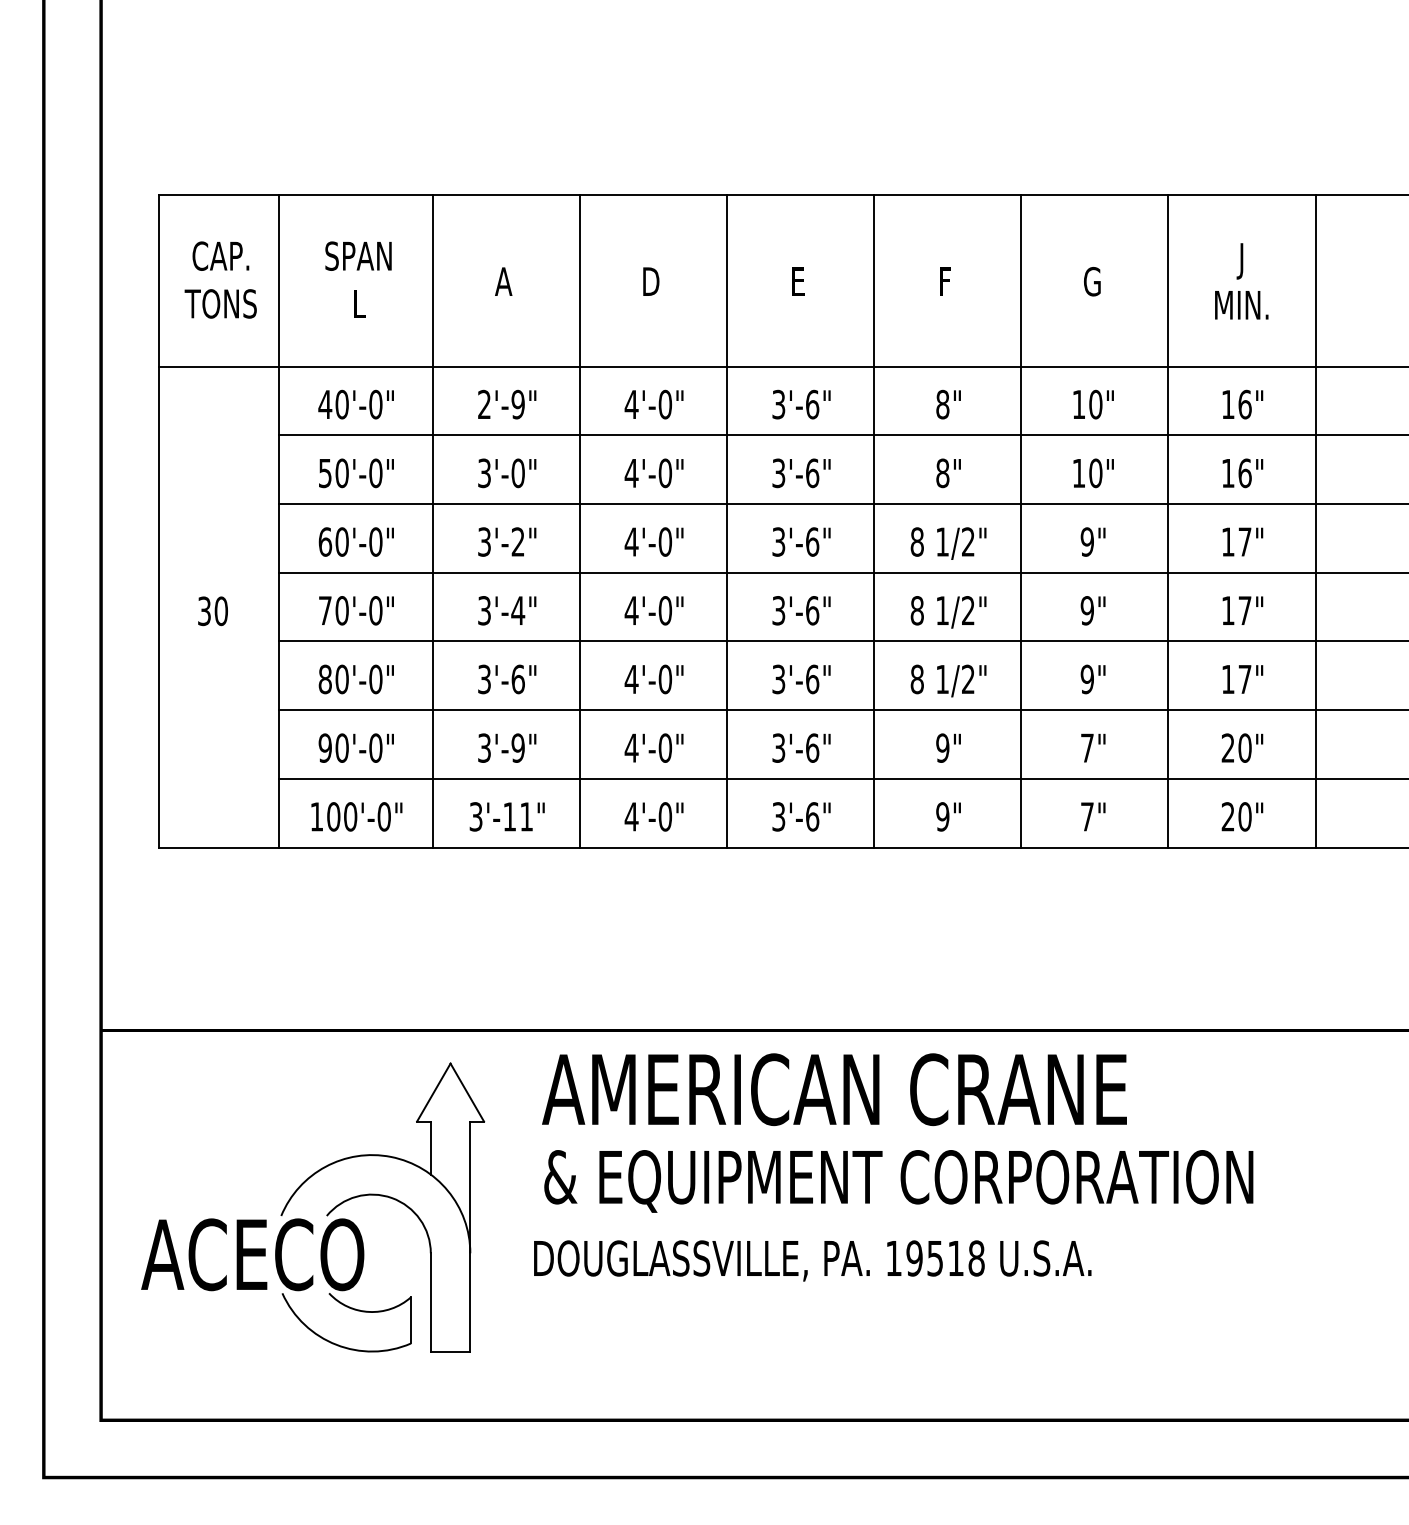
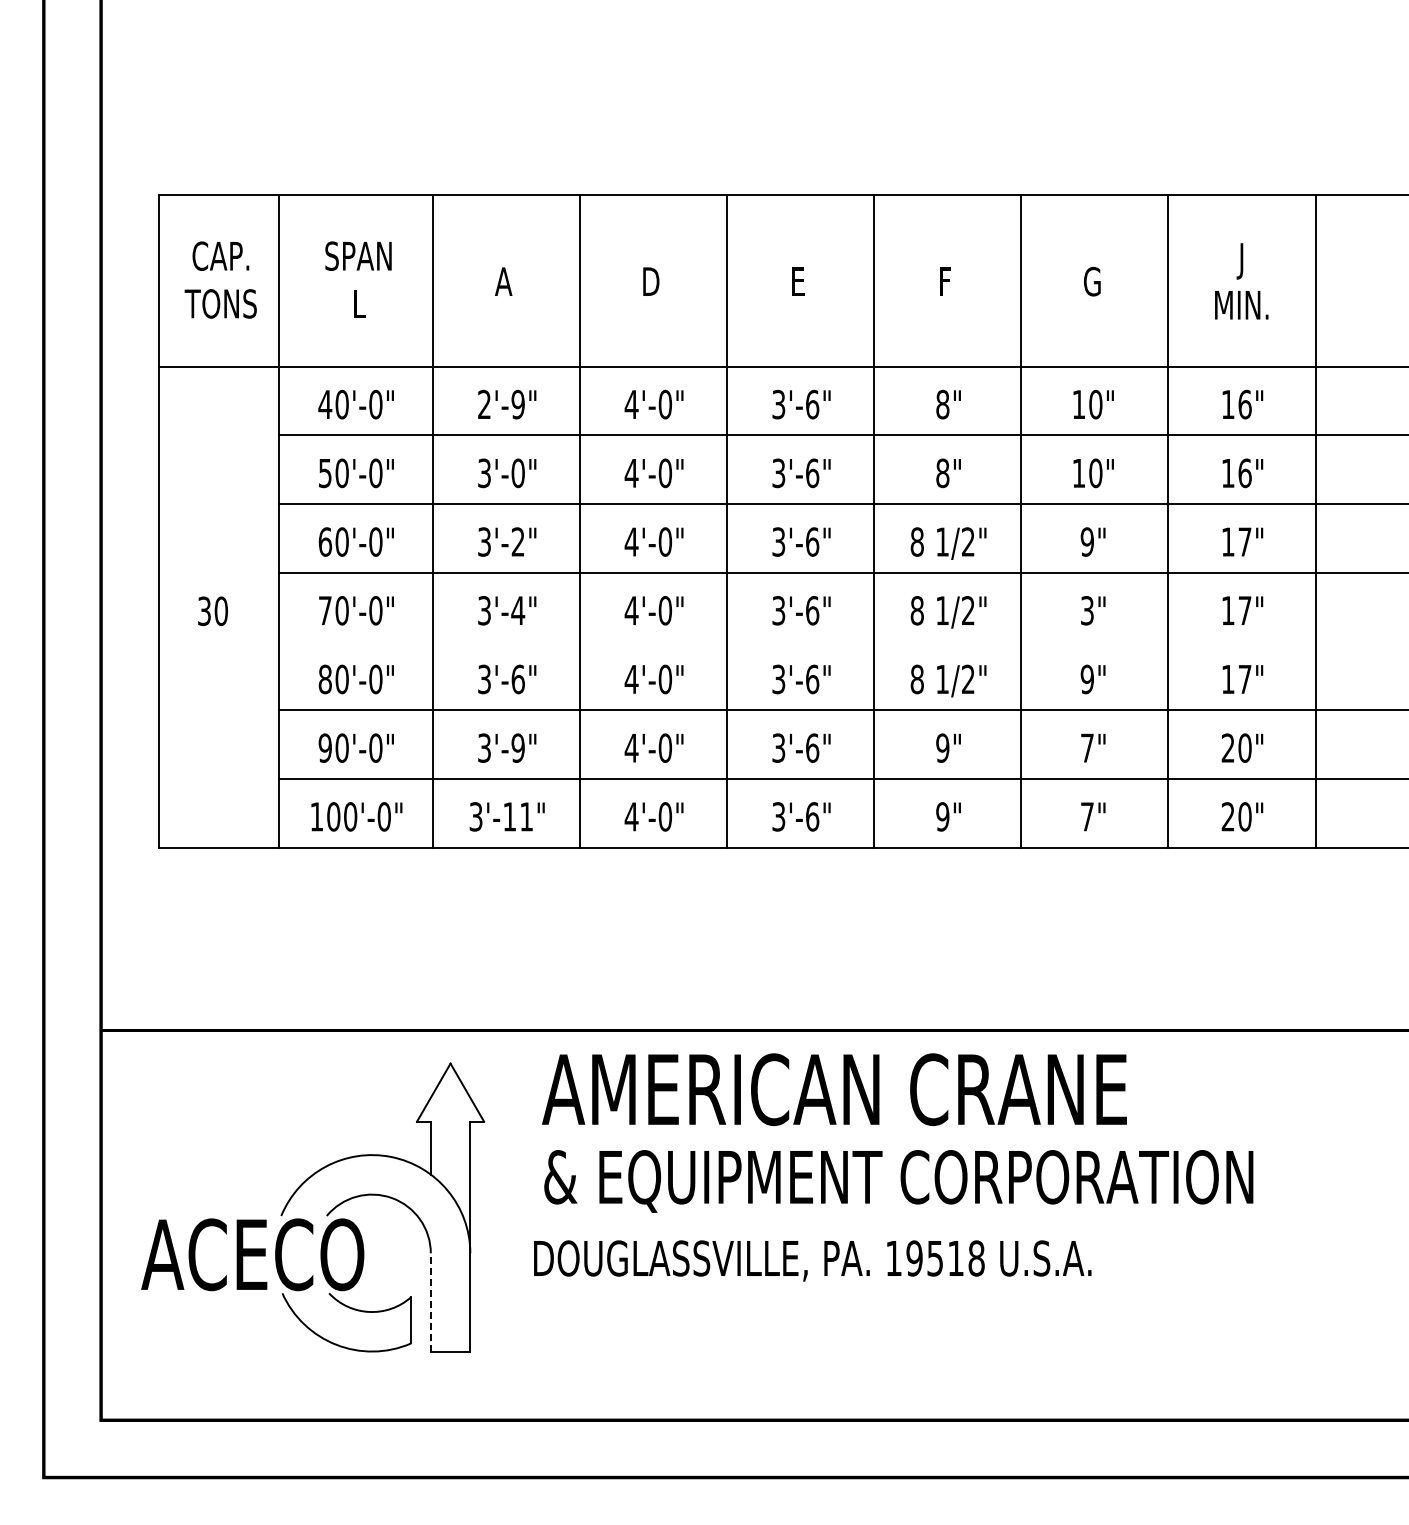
text: 9" -> 3" (1086, 610)
line: present -> none (842, 641)
line: solid -> dashed (430, 1301)
